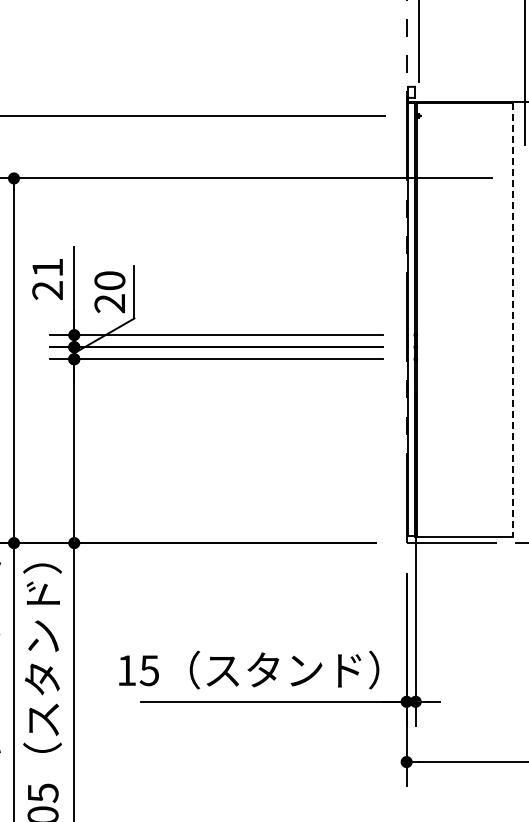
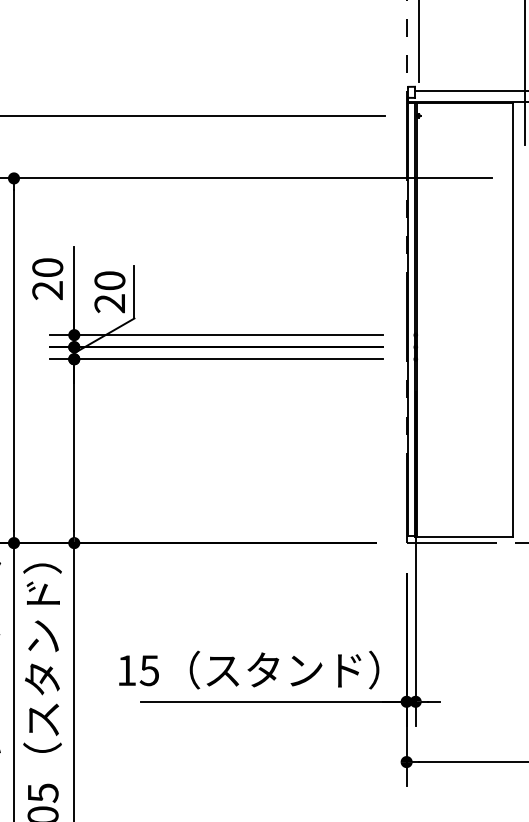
line: none -> present (470, 91)
text: 21 -> 20 (47, 267)
line: dashed -> solid (512, 320)
